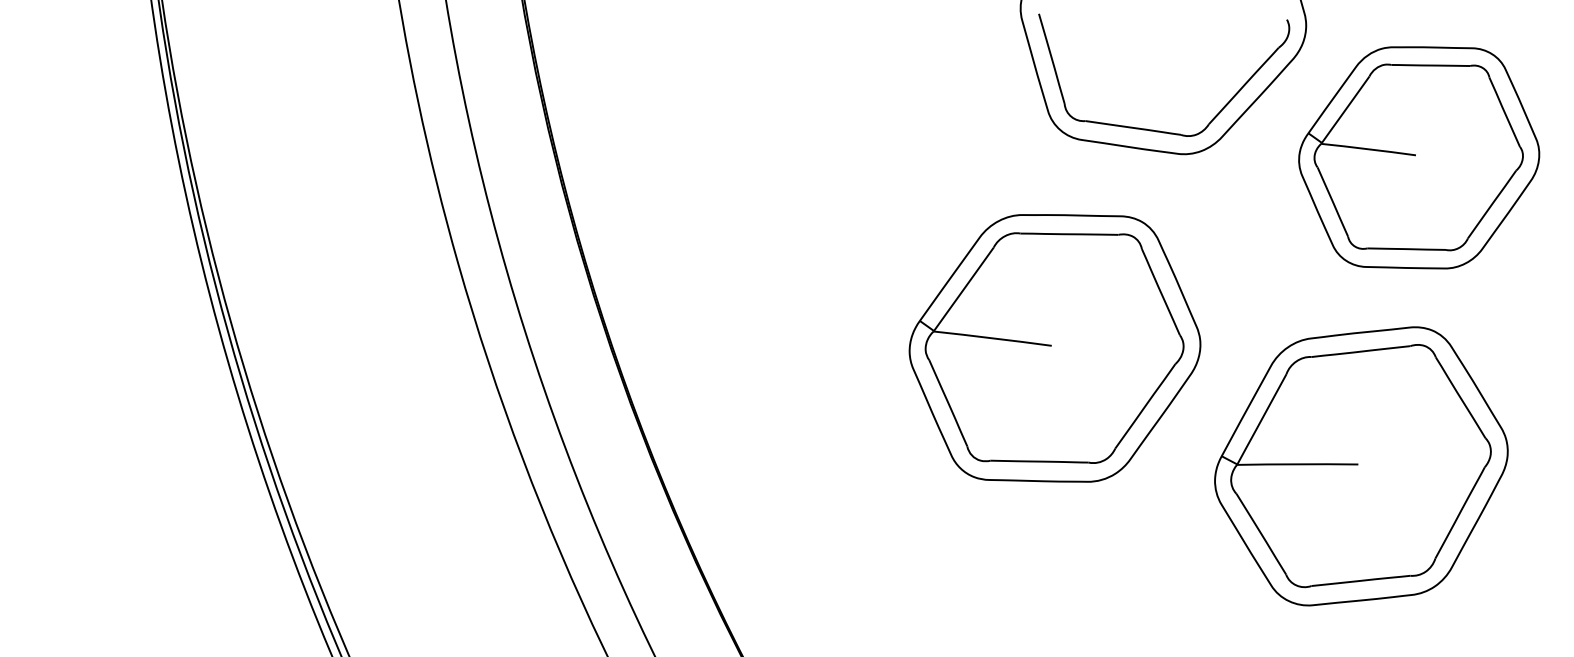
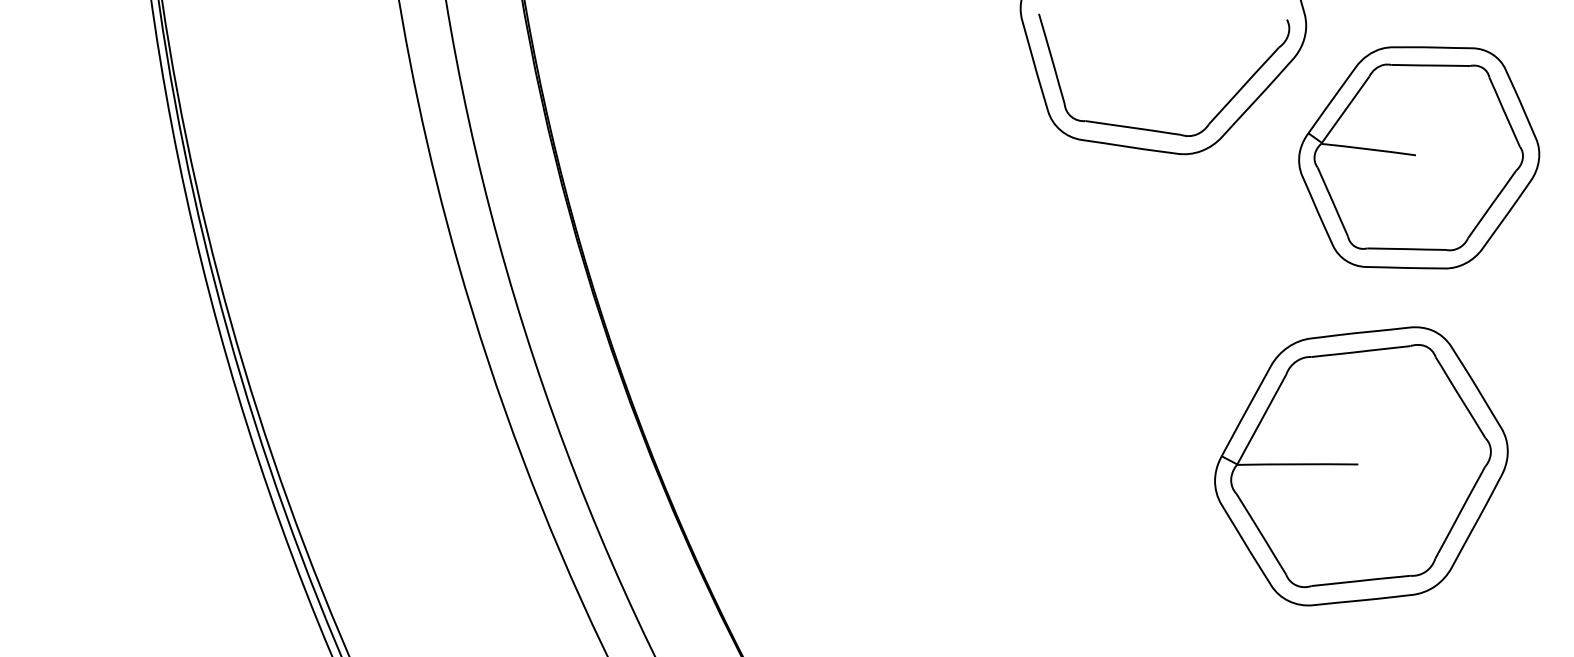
part: present -> none (1054, 348)
